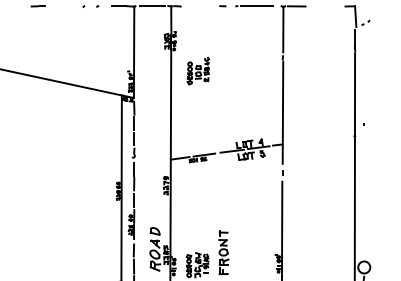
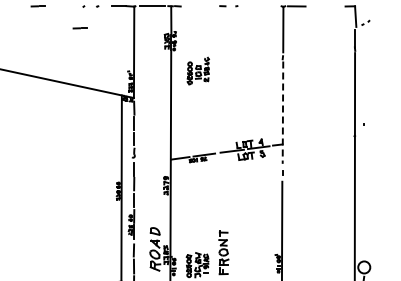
line: present -> none (256, 6)
line: none -> present (79, 28)
line: solid -> dashed (282, 113)
